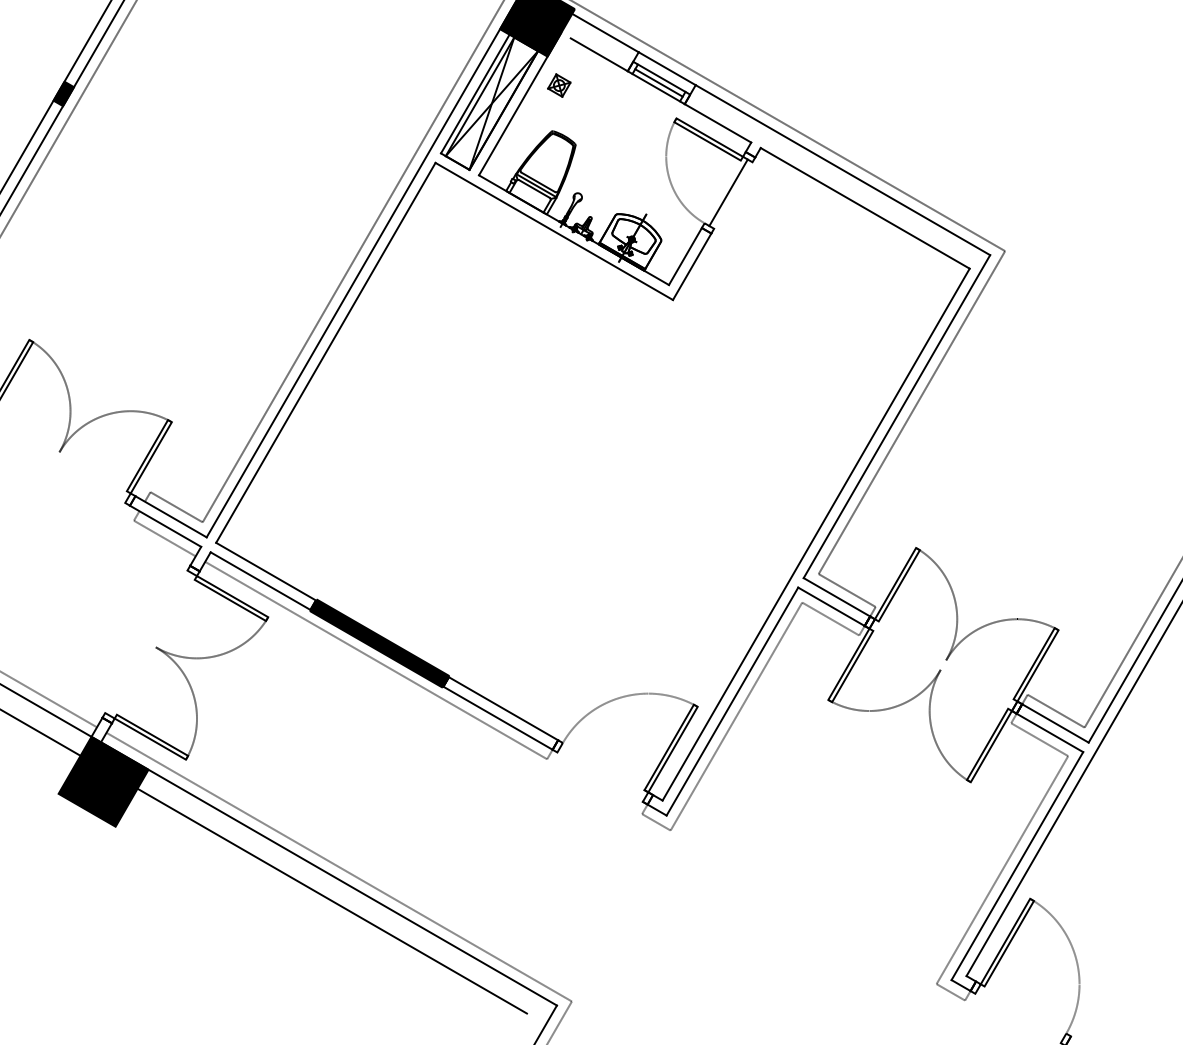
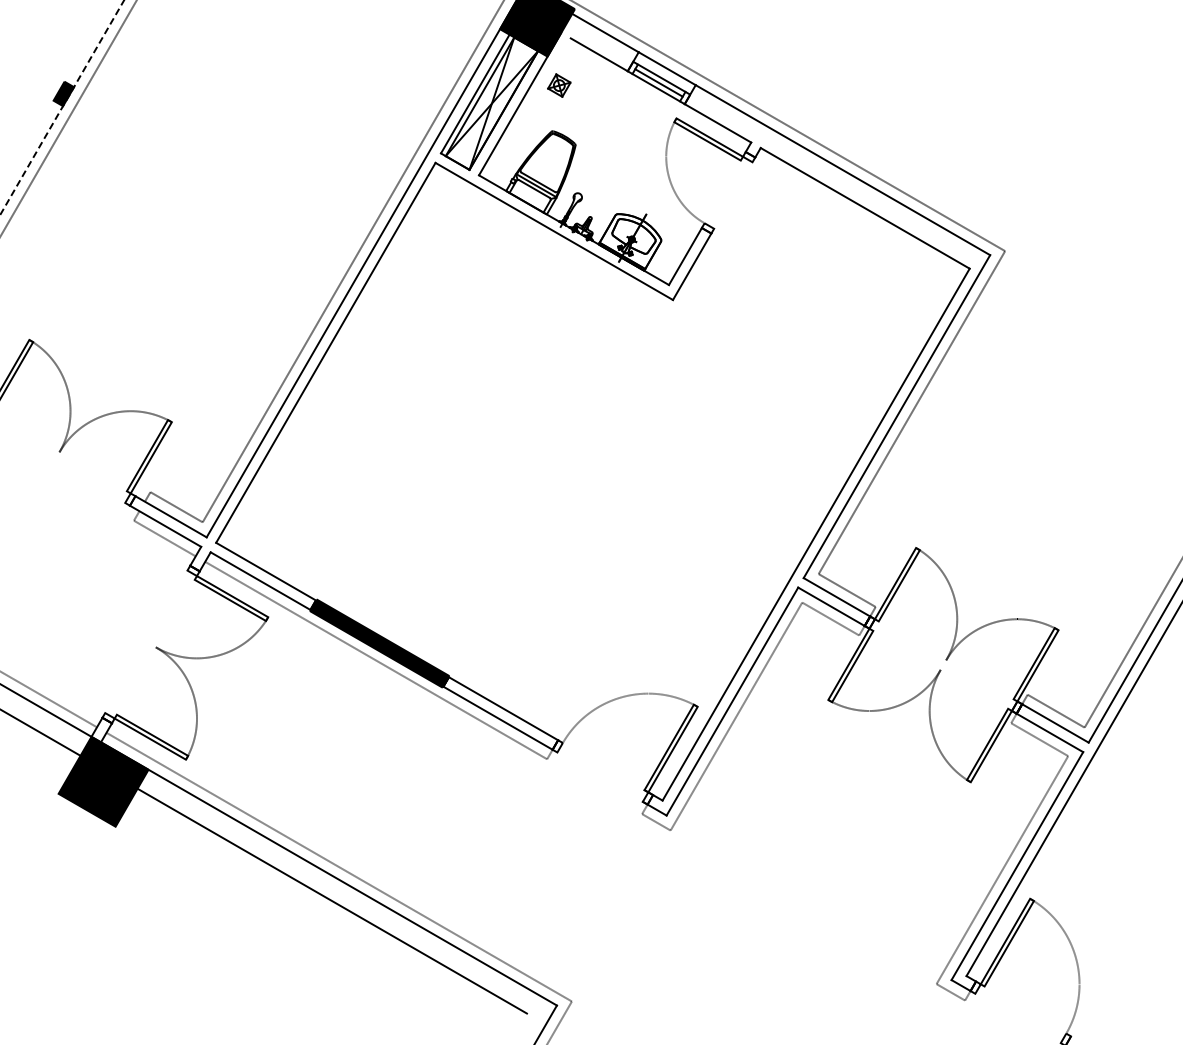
line: present -> none (56, 95)
line: solid -> dashed (62, 107)
line: present -> none (728, 192)
